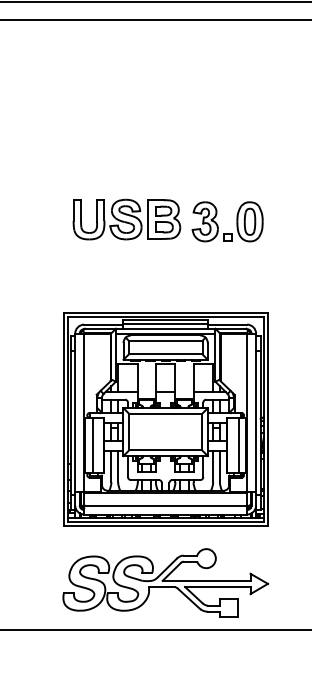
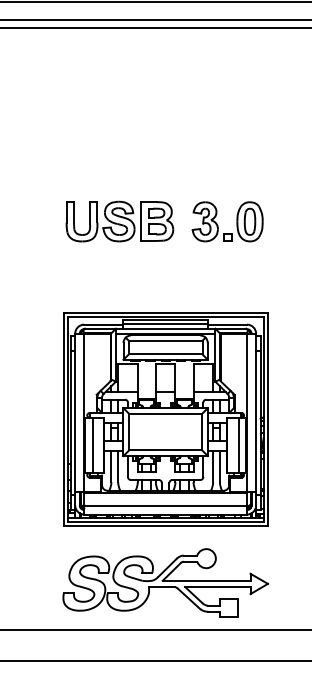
line: none -> present (155, 28)
part position: (126, 219) -> (119, 221) (119, 221)
line: none -> present (155, 660)
